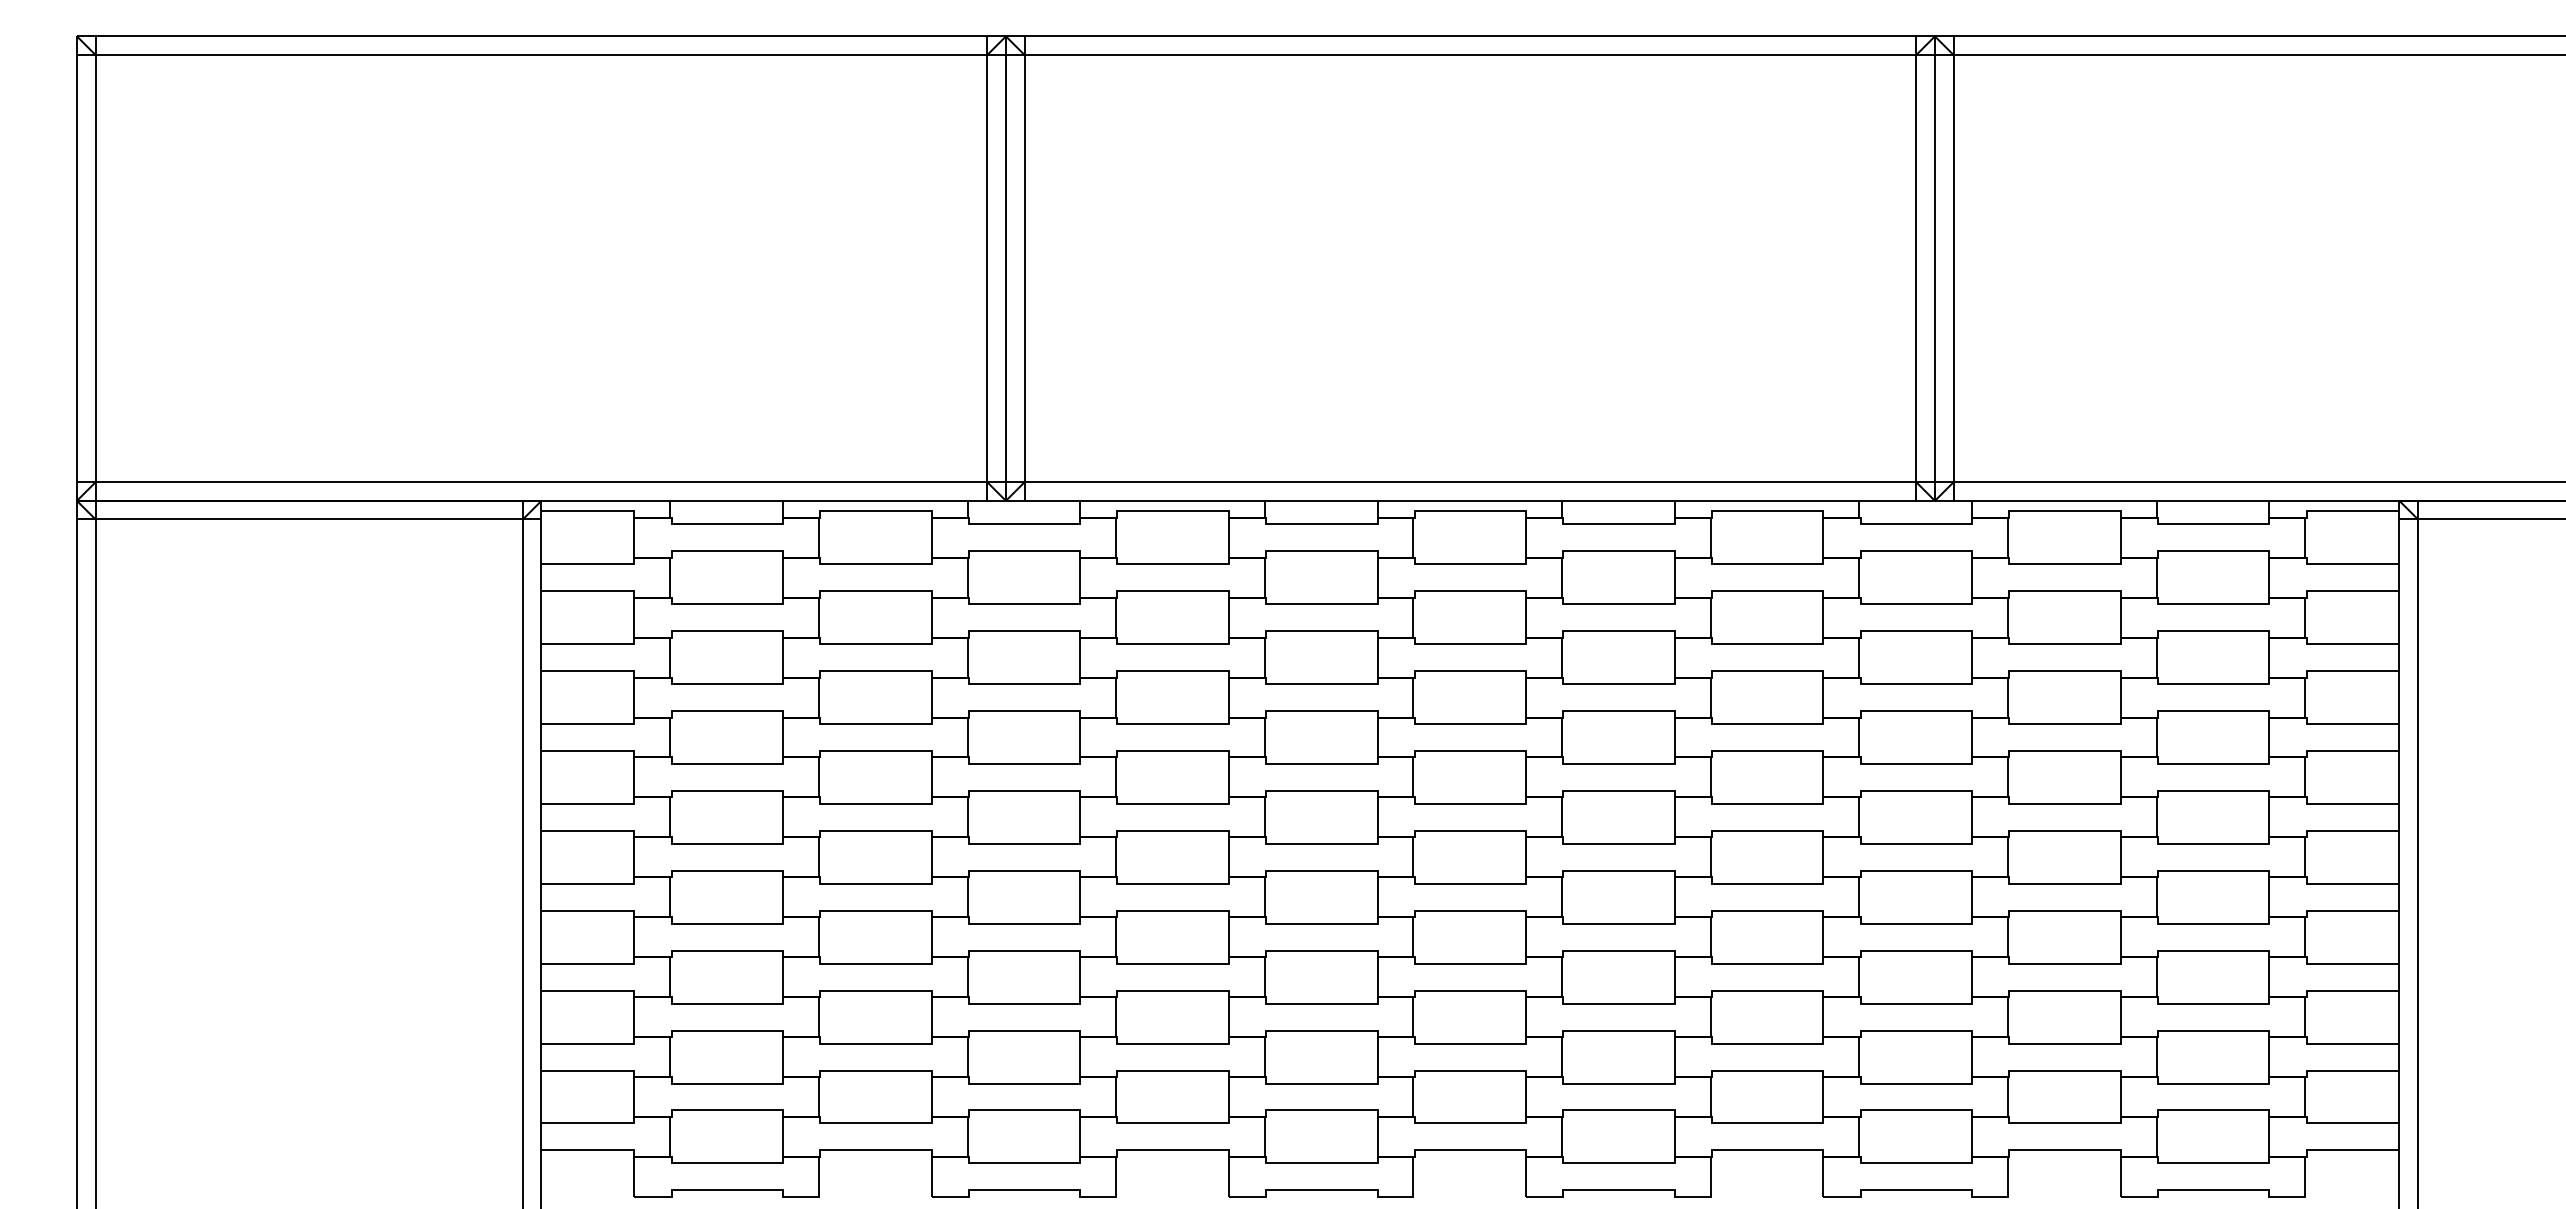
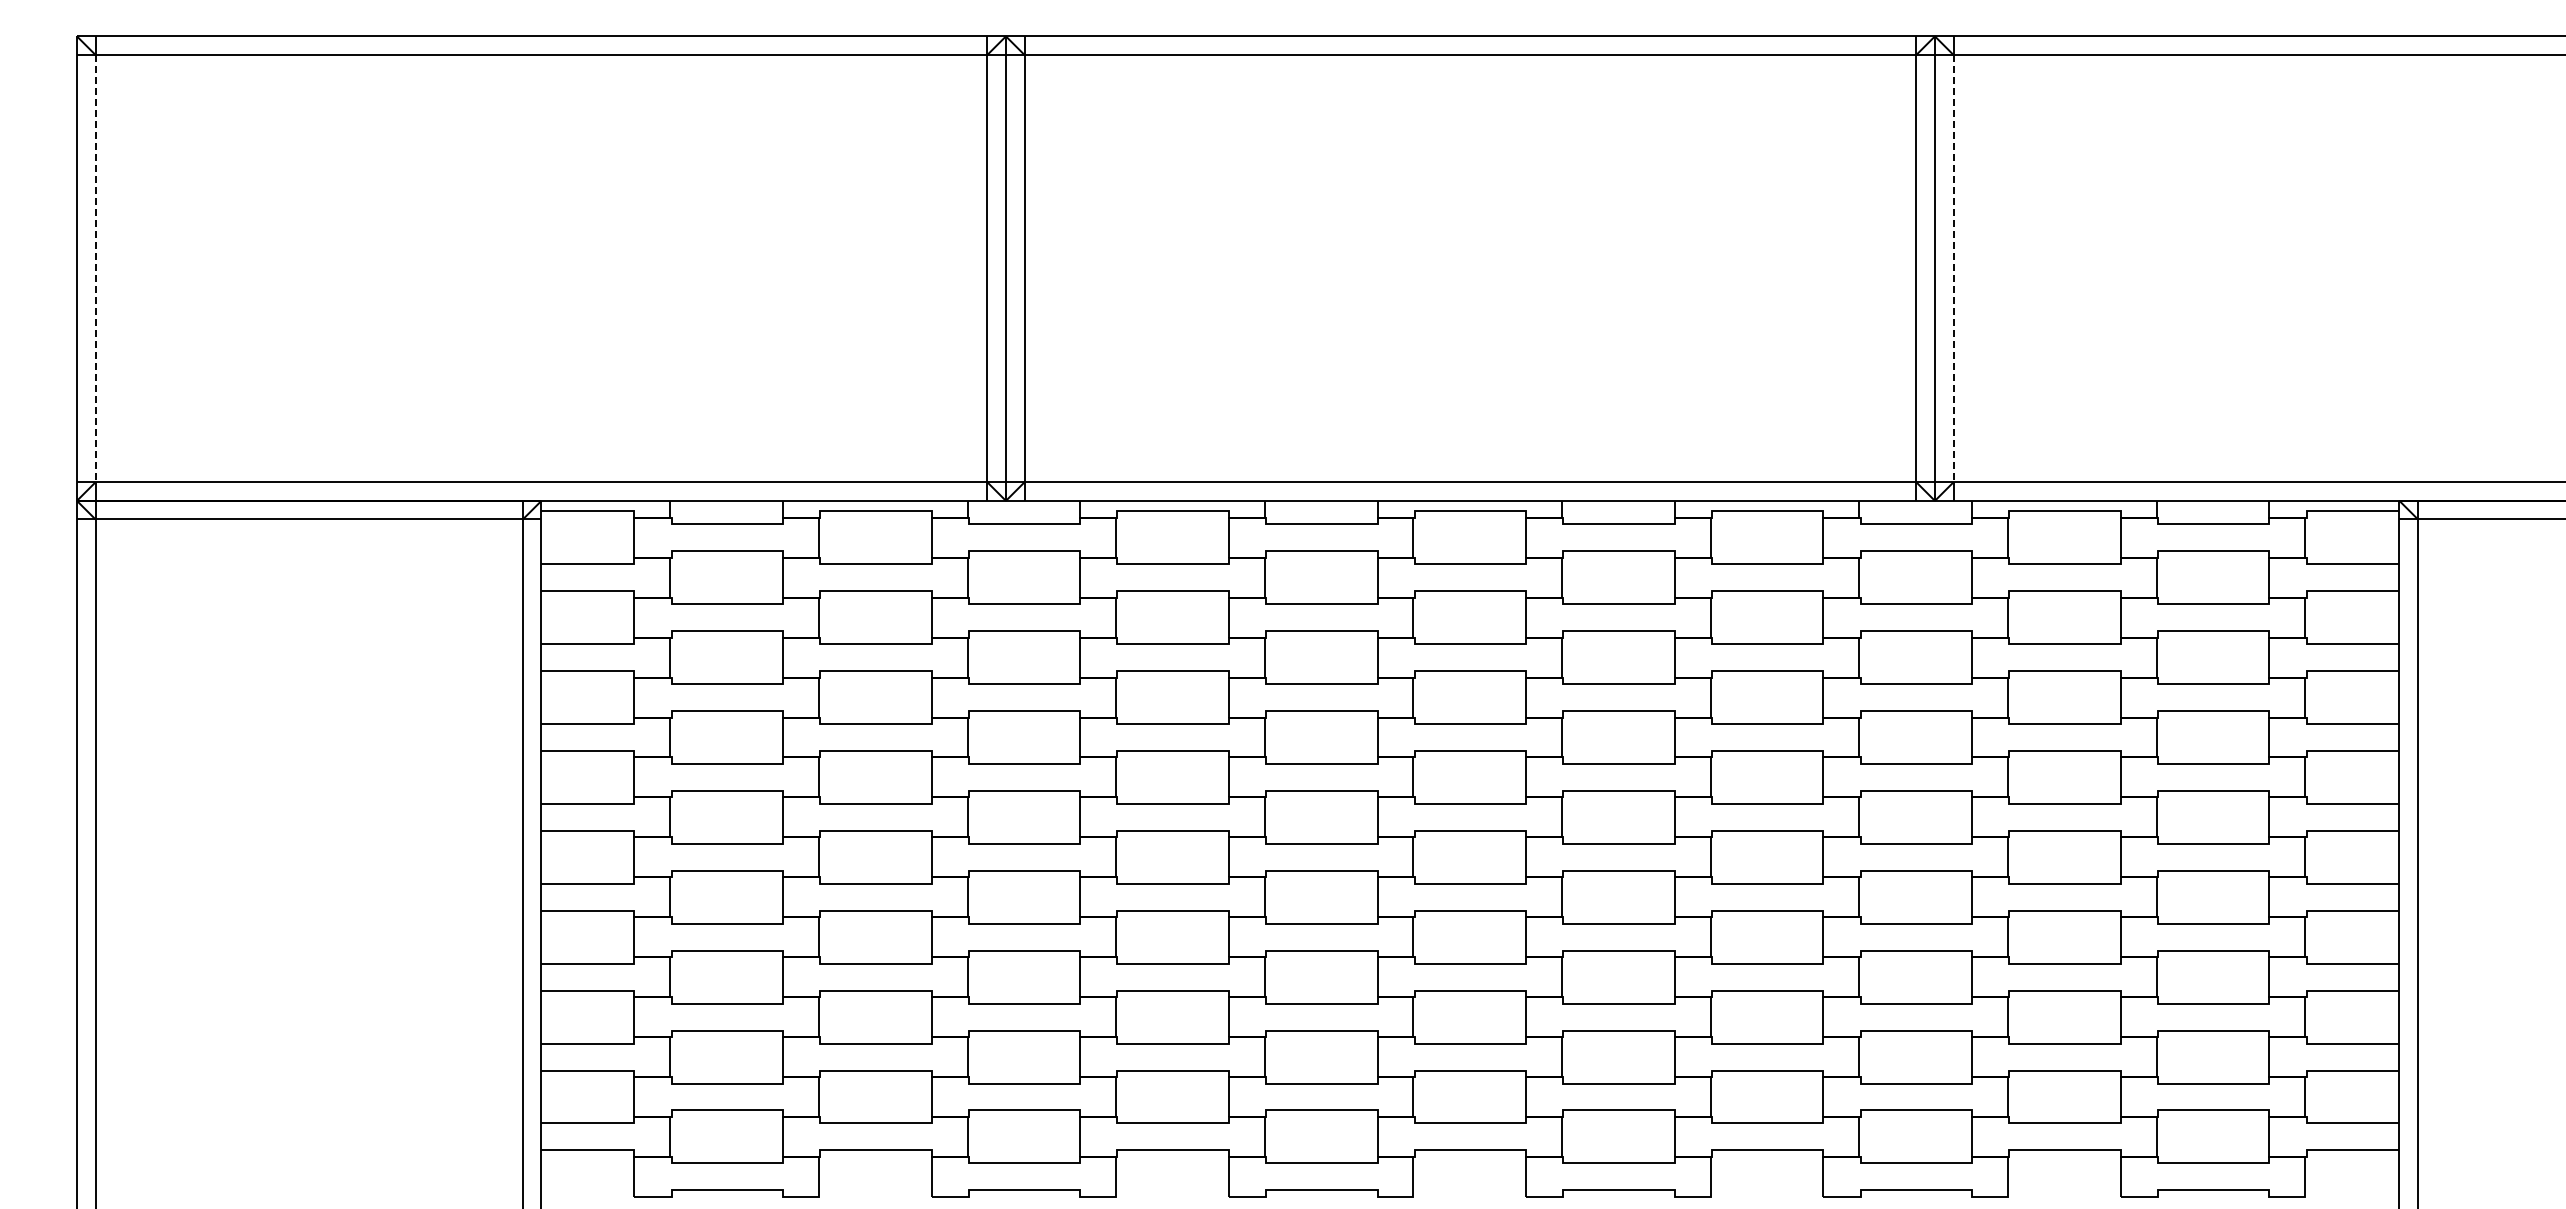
line: solid -> dashed (95, 268)
line: solid -> dashed (1953, 268)
